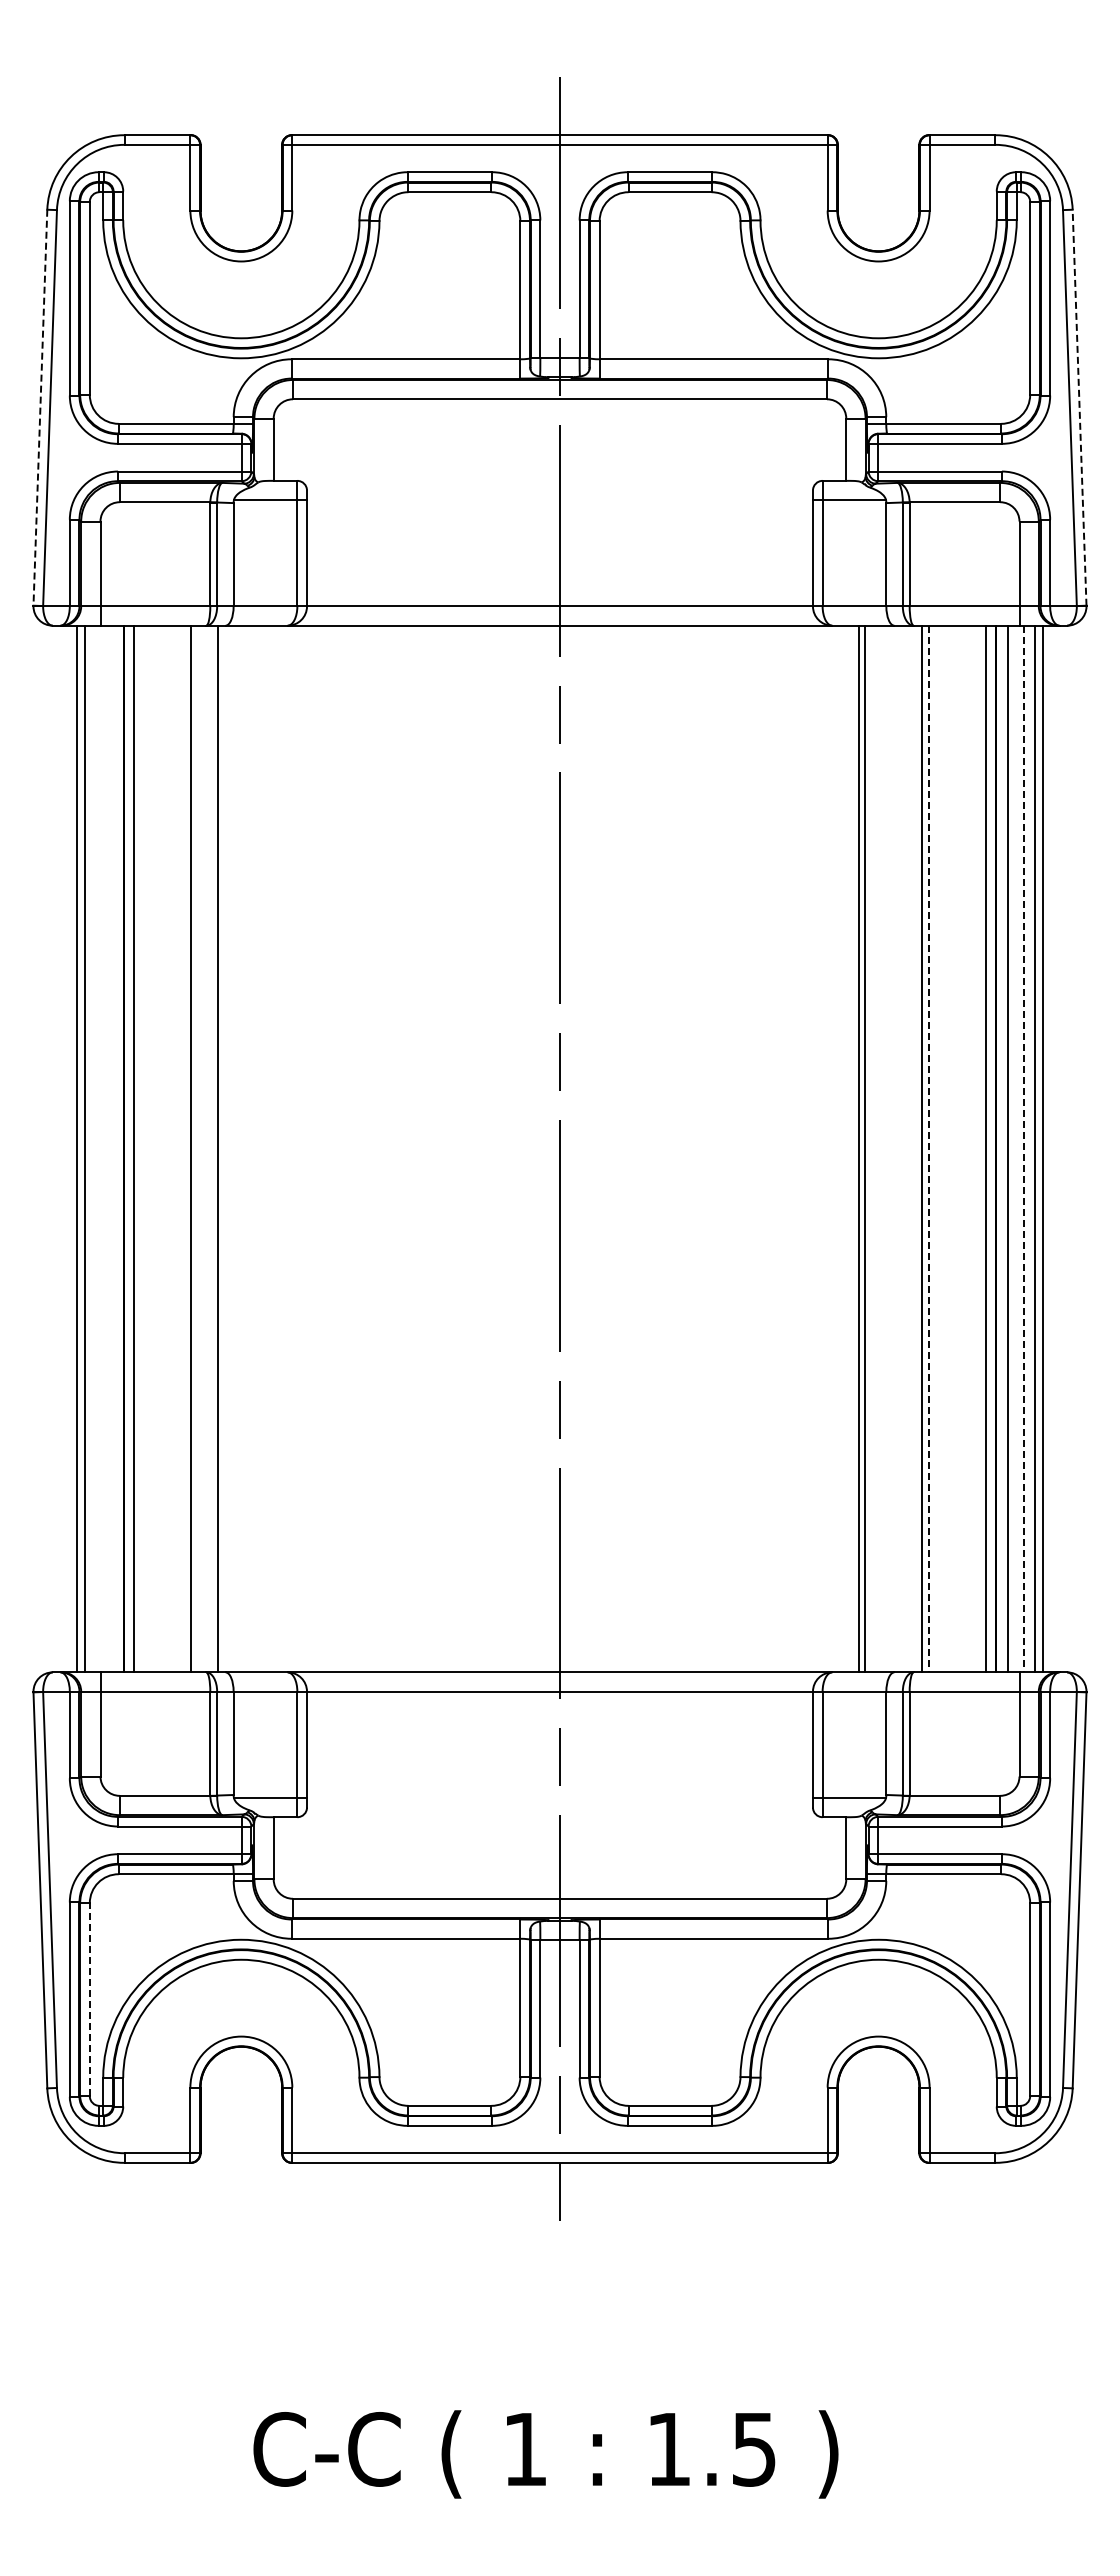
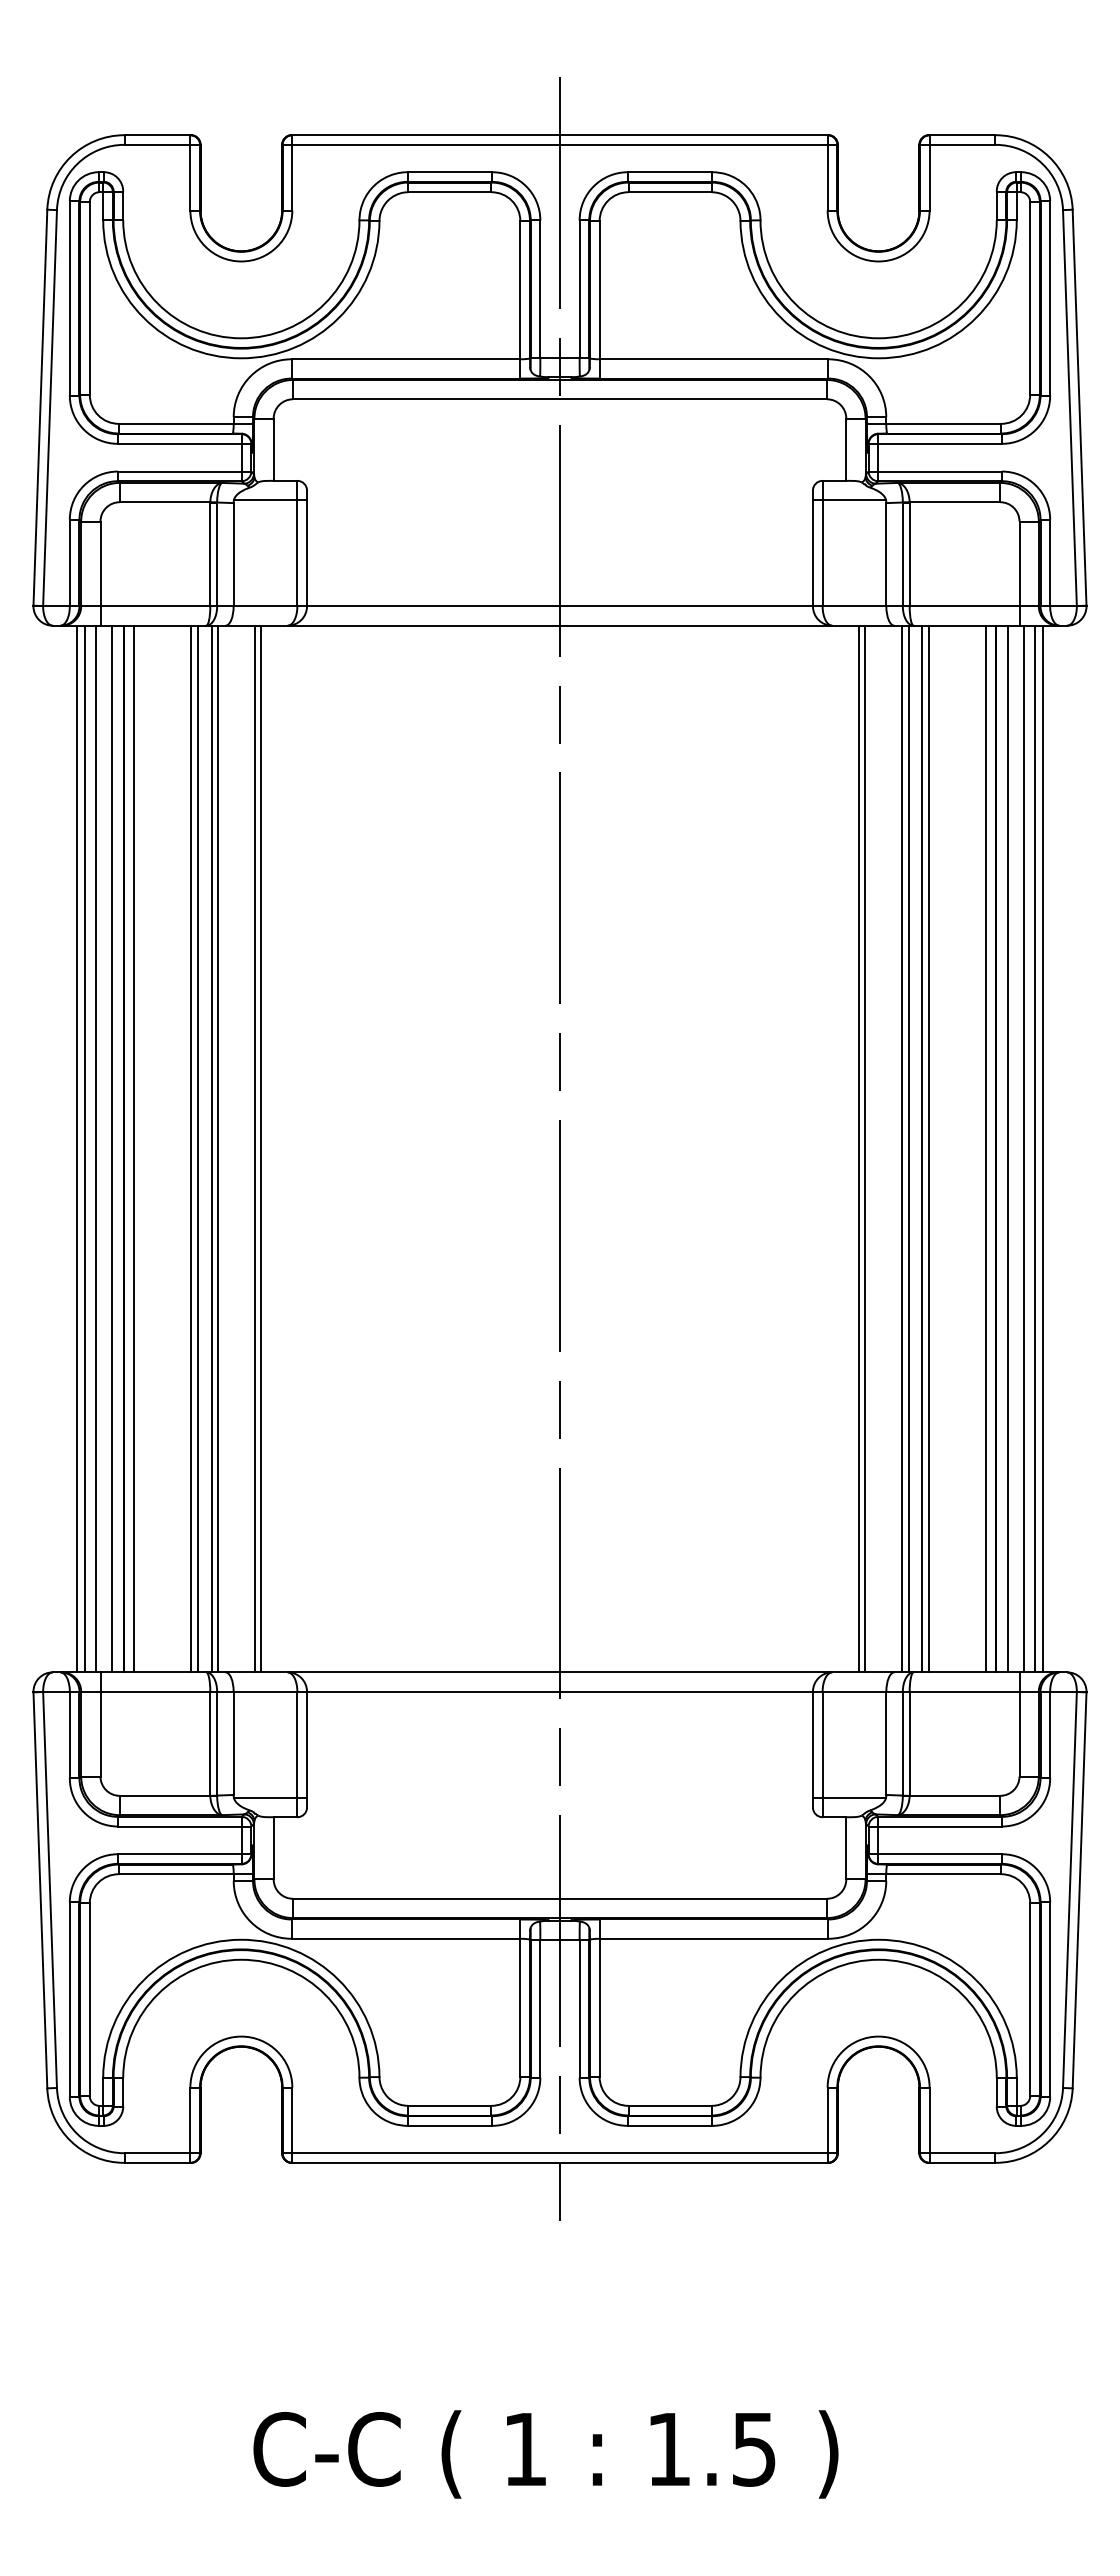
line: dashed -> solid (1079, 407)
line: dashed -> solid (40, 408)
line: none -> present (96, 1148)
line: none -> present (111, 1148)
line: none -> present (197, 1148)
line: none -> present (211, 1148)
line: none -> present (254, 1148)
line: none -> present (260, 1148)
line: none -> present (901, 1148)
line: none -> present (908, 1148)
line: dashed -> solid (928, 1149)
line: dashed -> solid (1023, 1149)
line: dashed -> solid (89, 1999)
